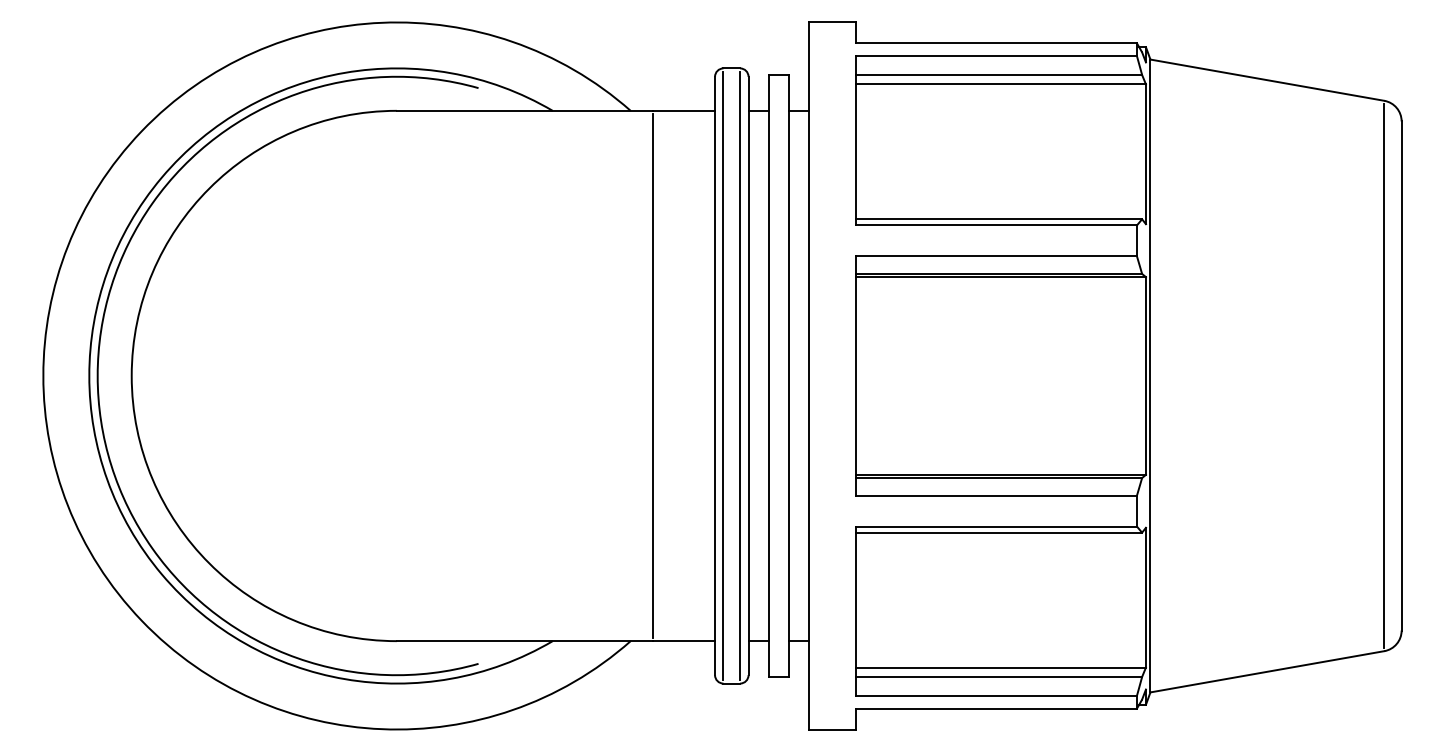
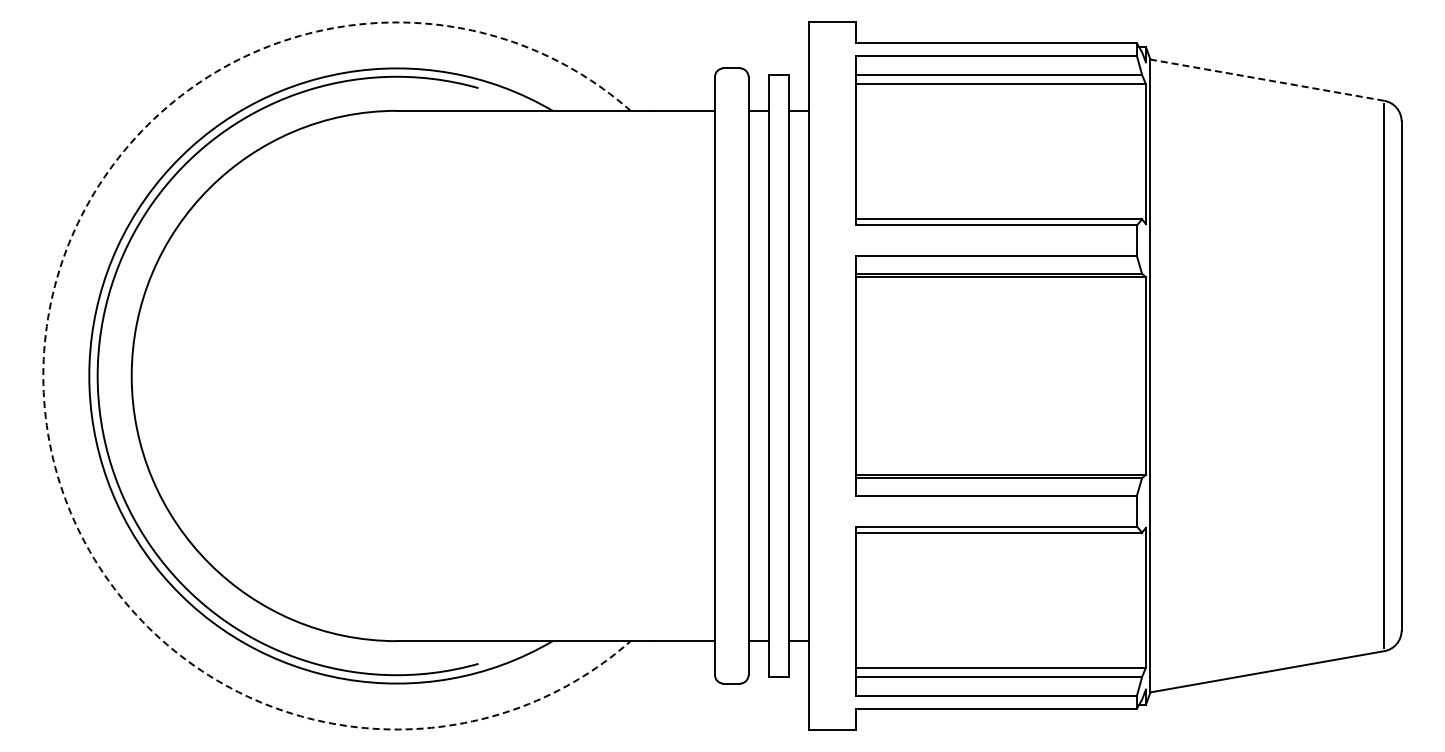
line: solid -> dashed (1267, 80)
line: present -> none (652, 375)
line: present -> none (723, 375)
line: present -> none (740, 375)
arc: solid -> dashed (43, 376)
